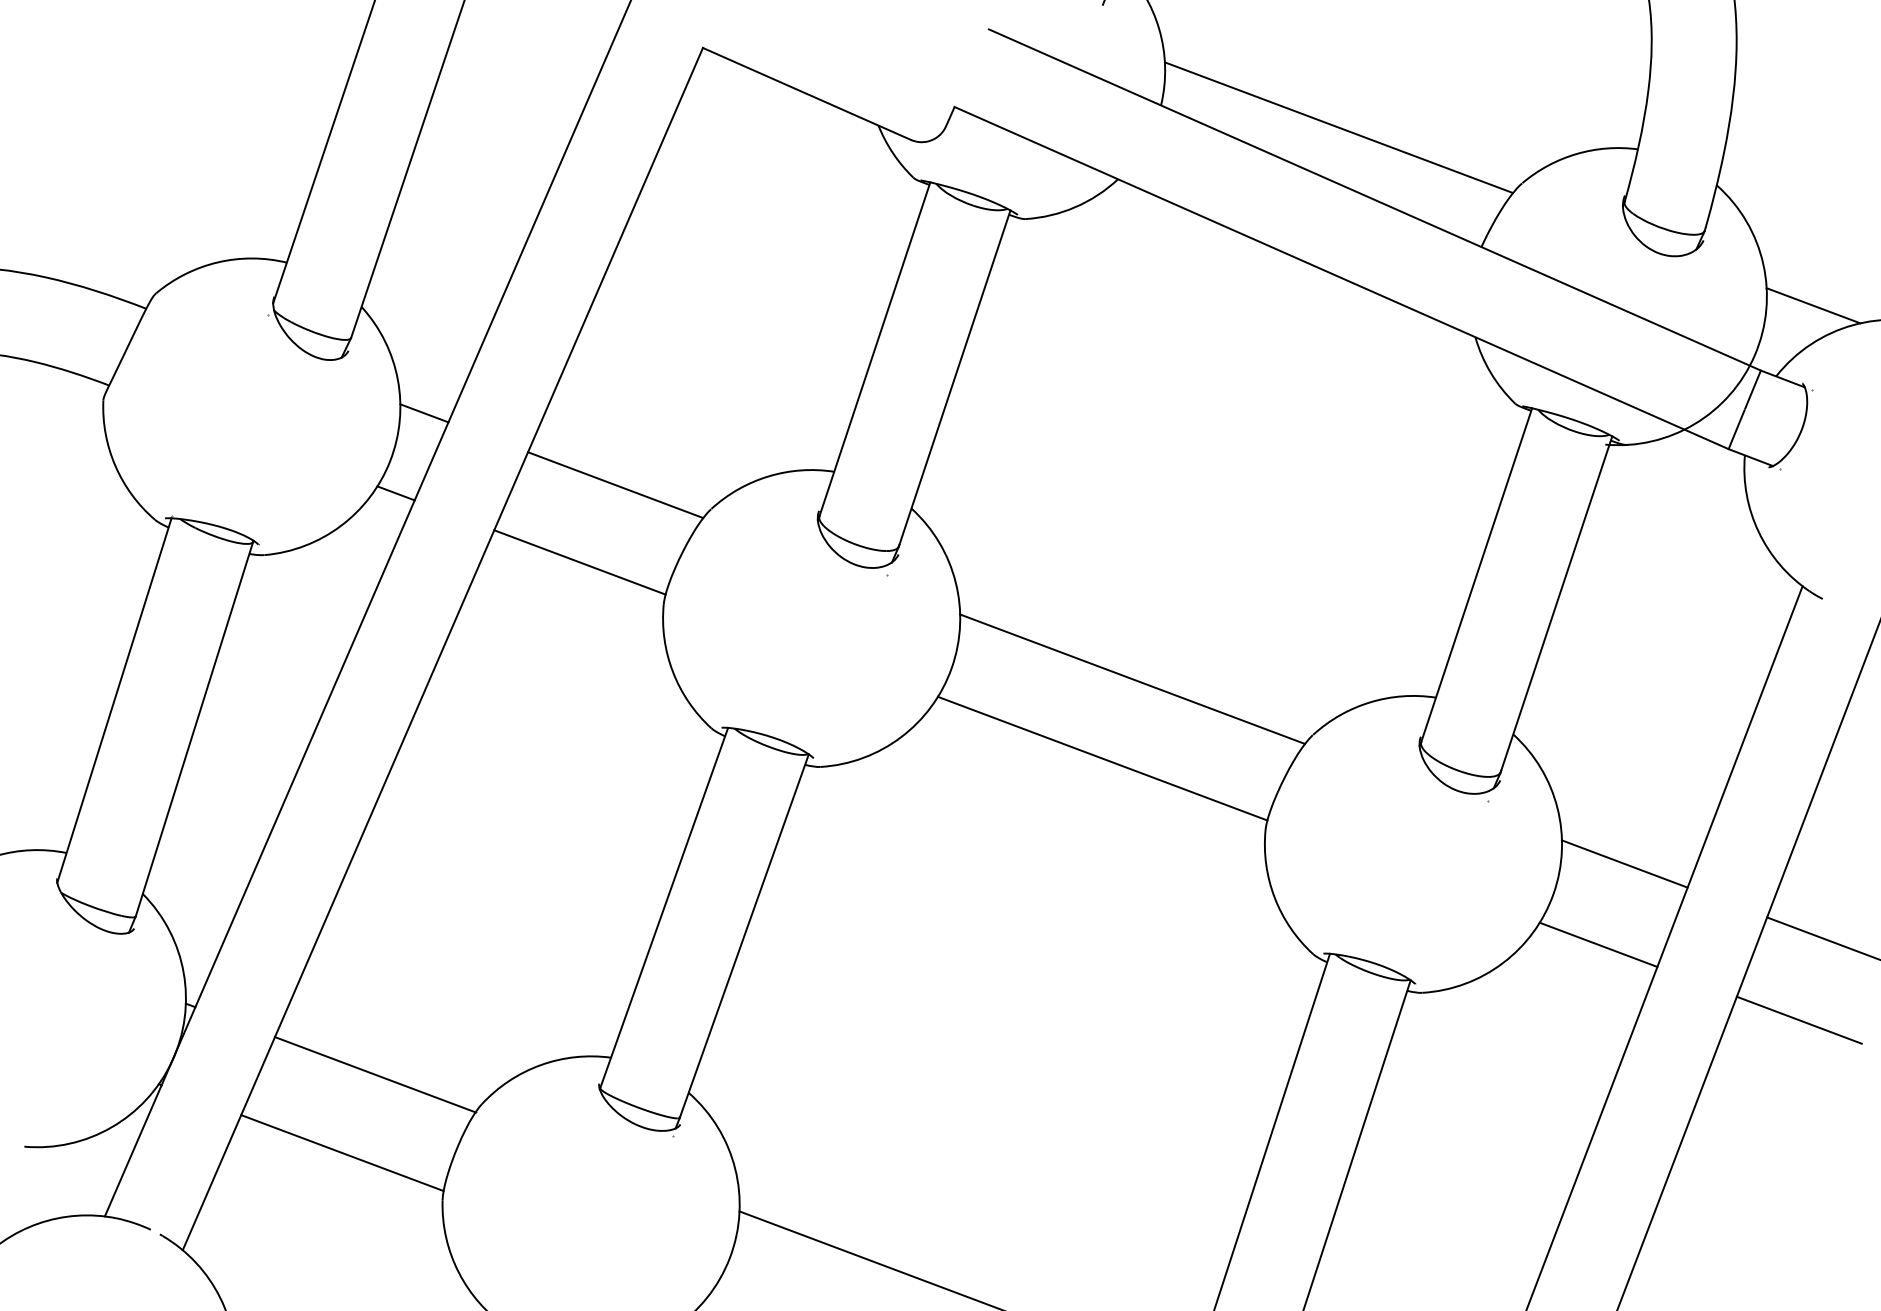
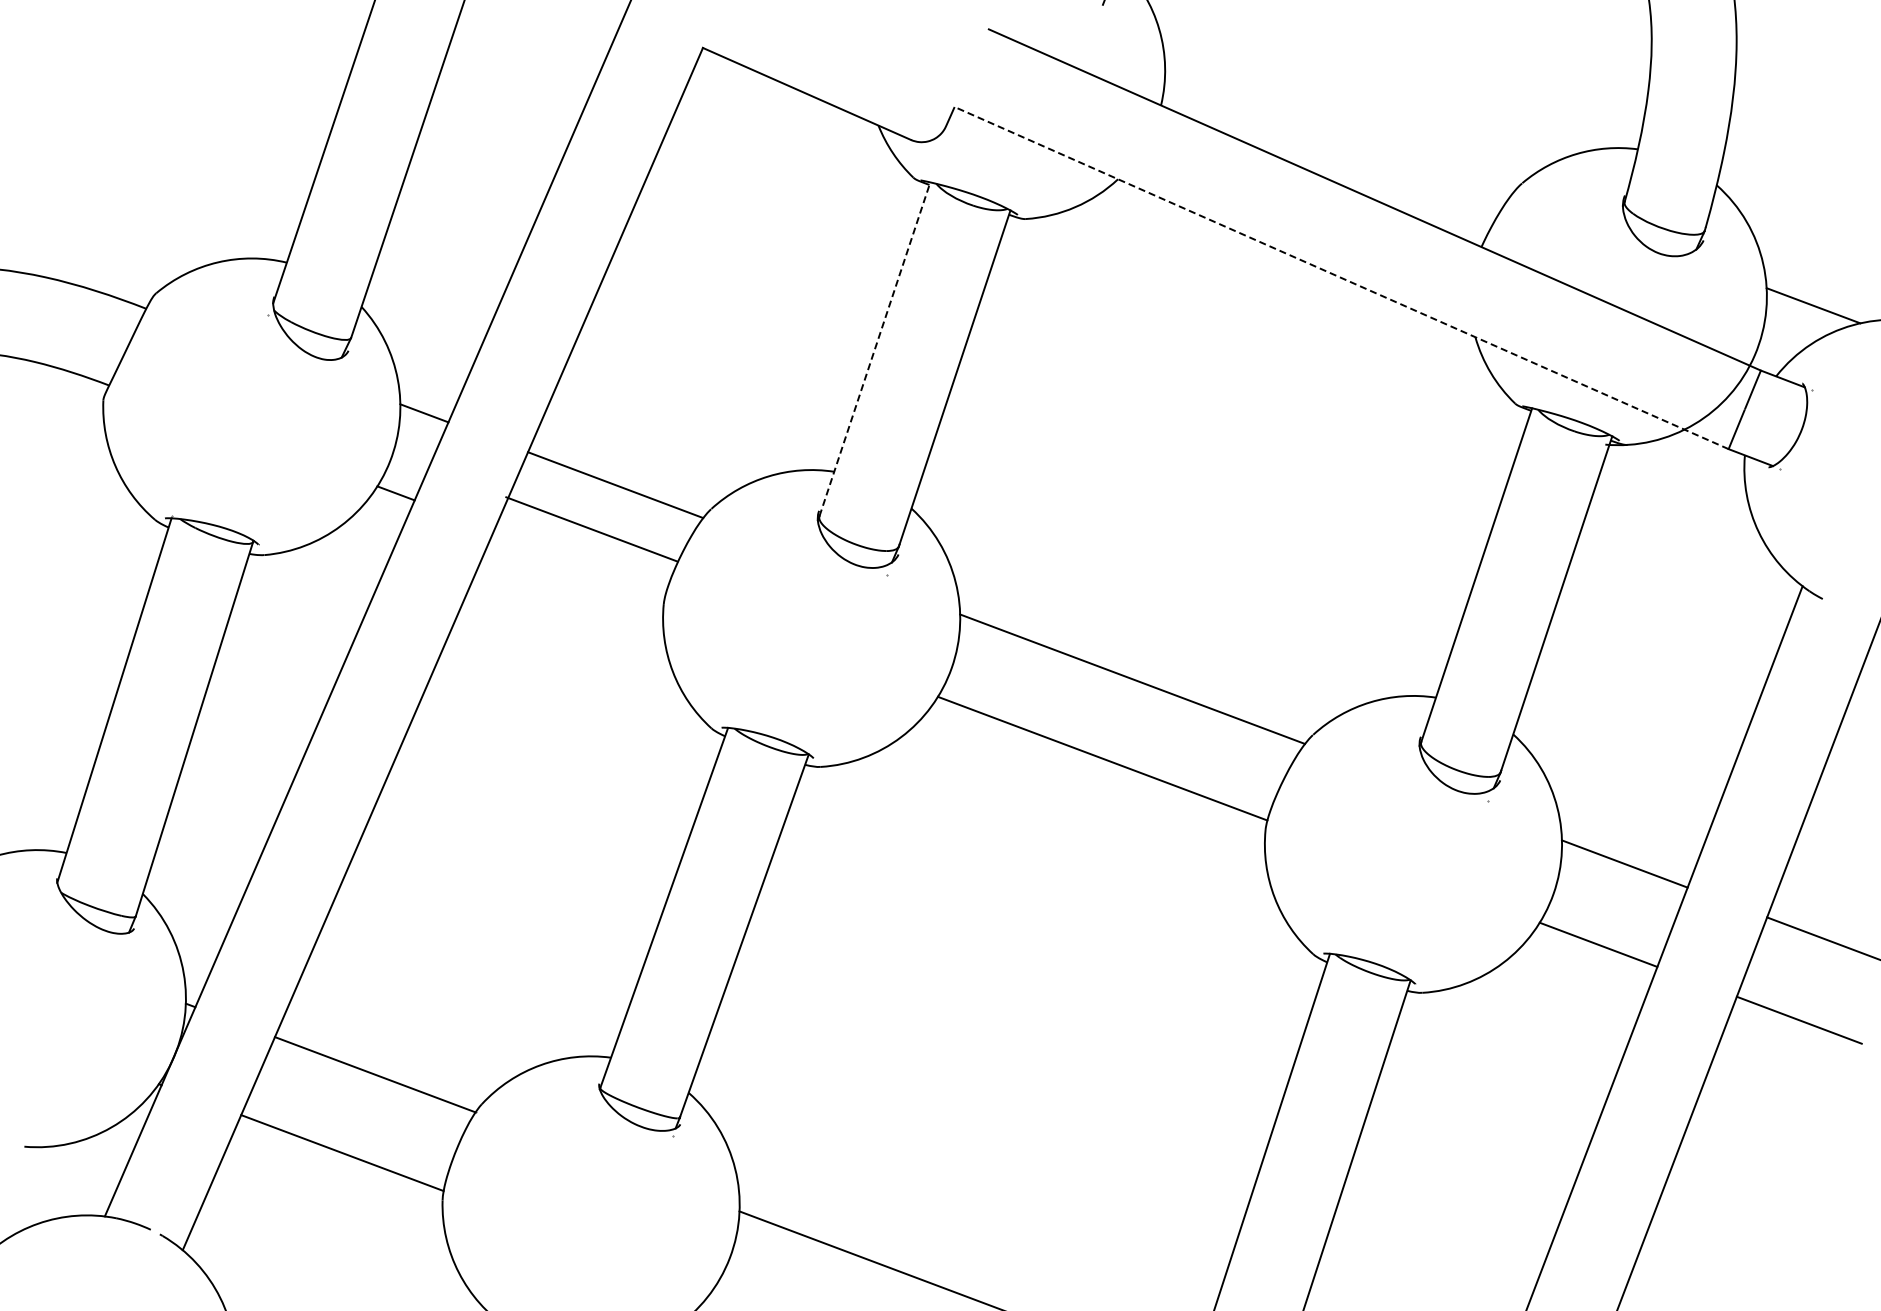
line: present -> none (1338, 127)
line: solid -> dashed (1341, 277)
line: solid -> dashed (874, 349)
line position: (579, 562) -> (591, 529) (591, 529)
